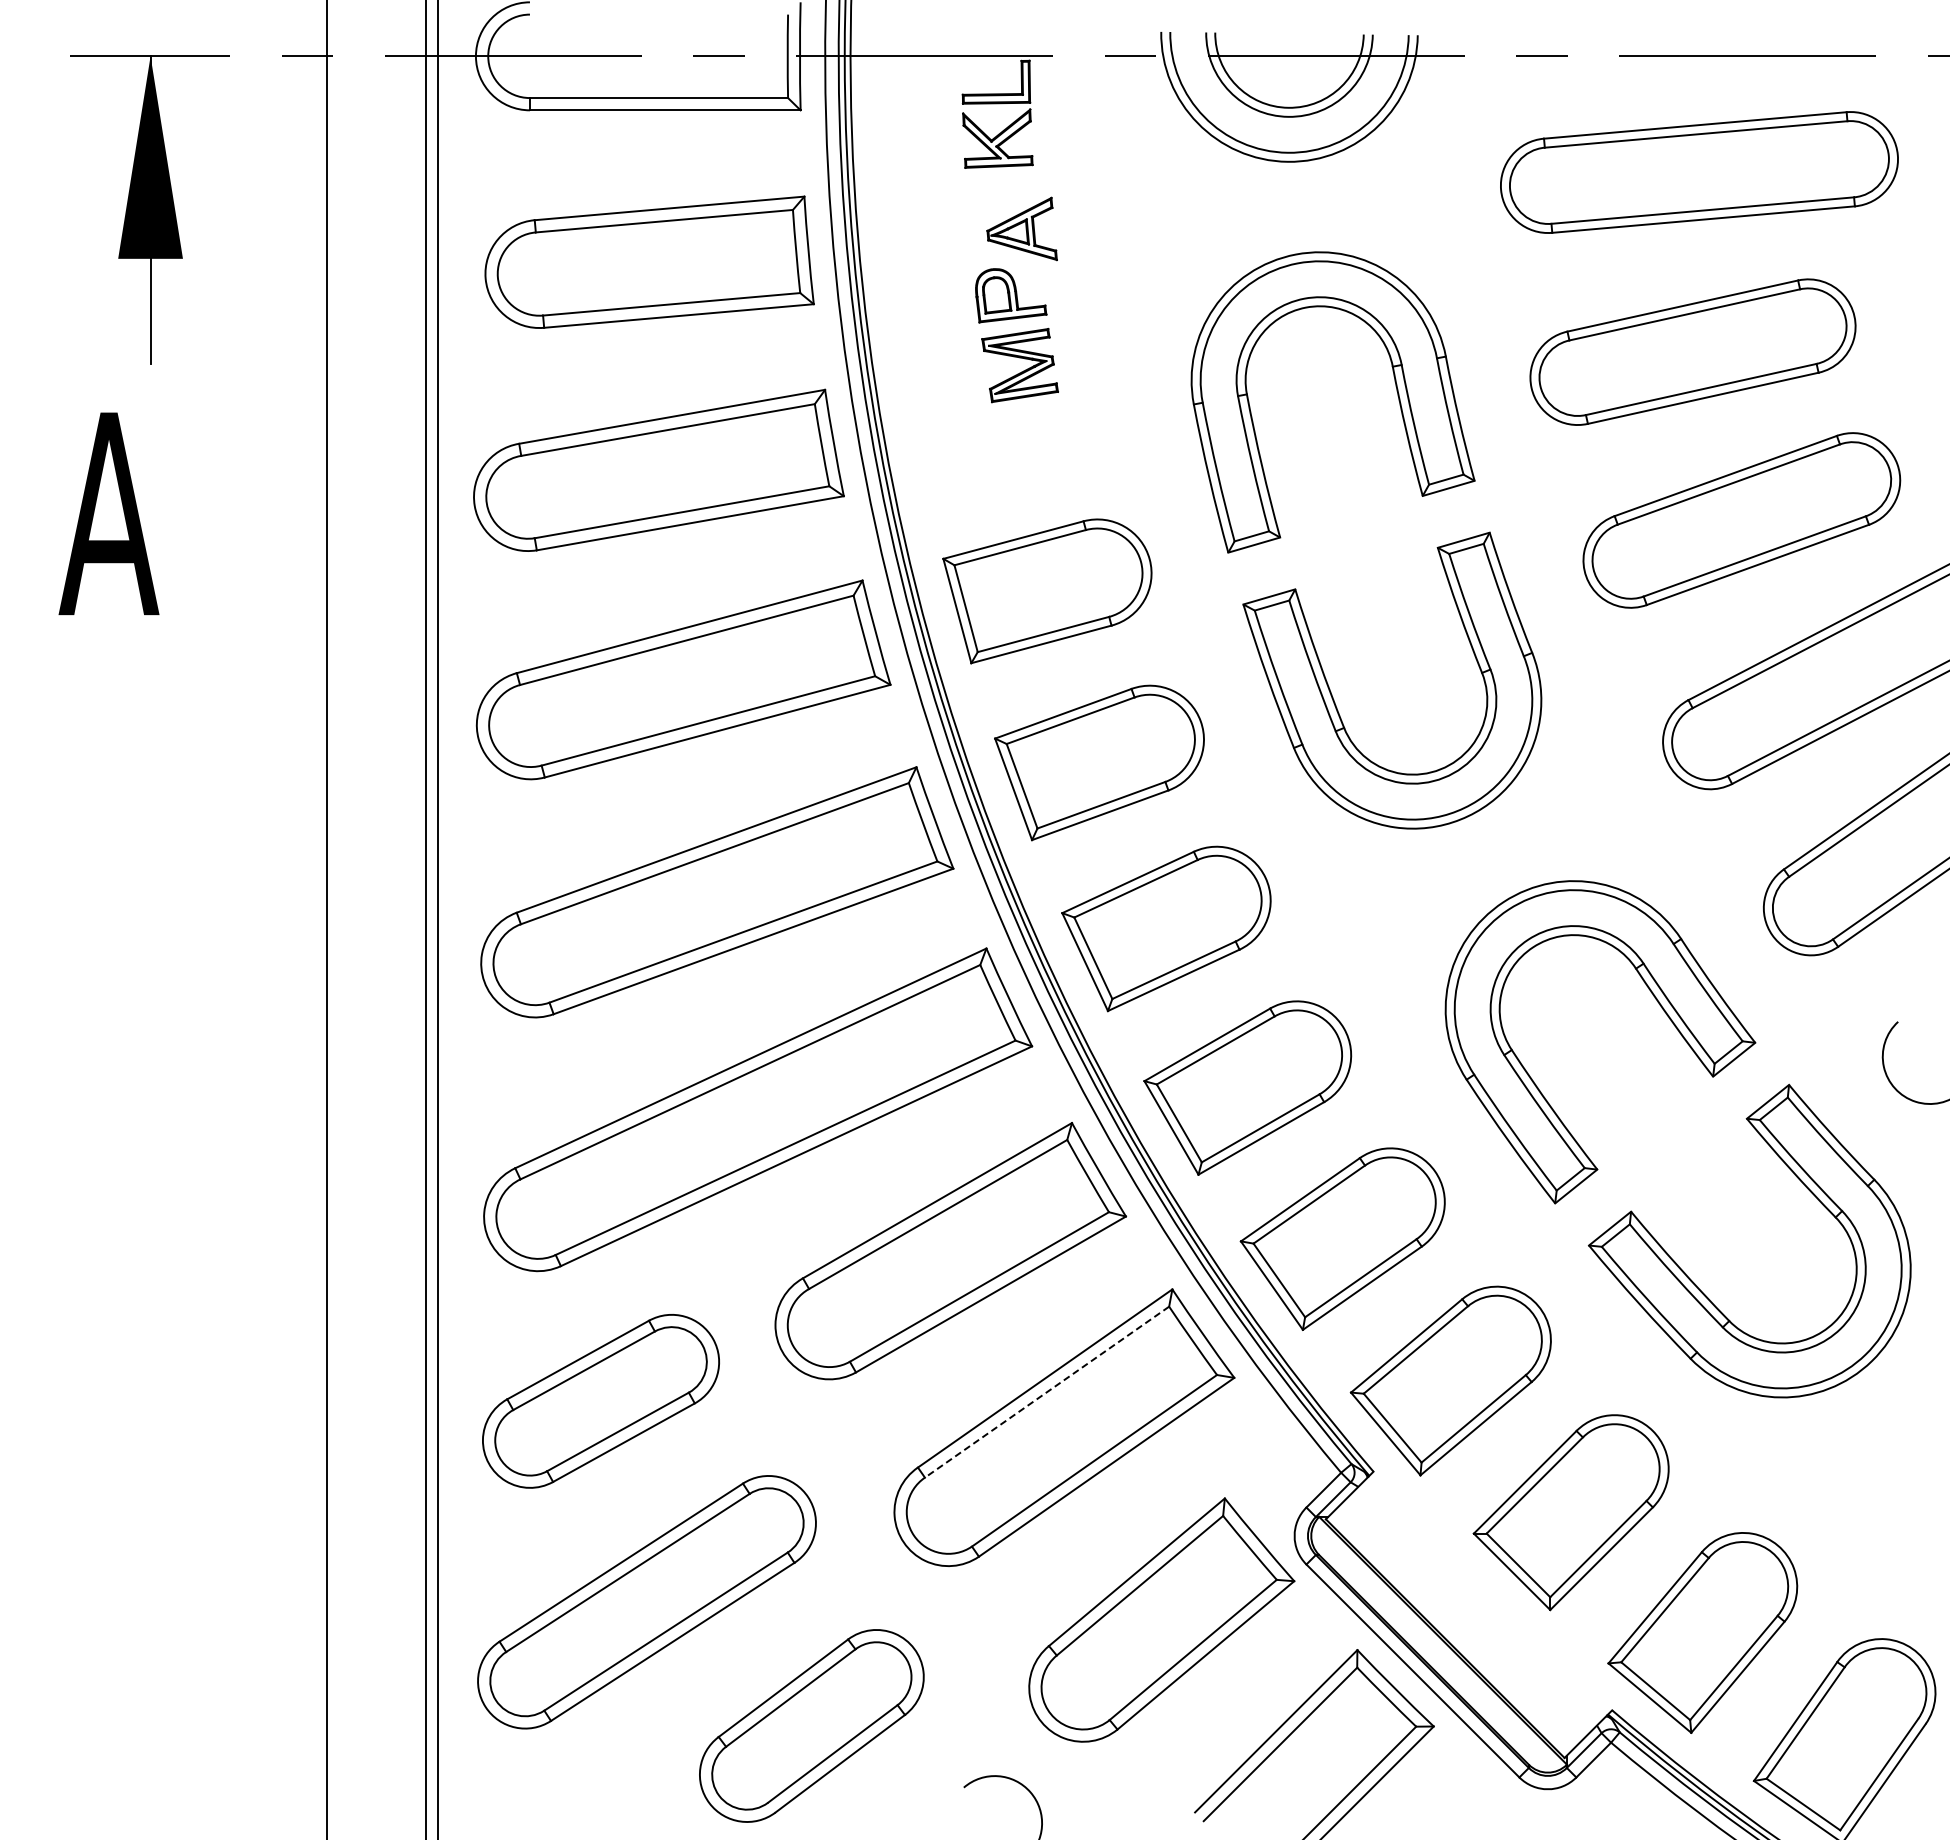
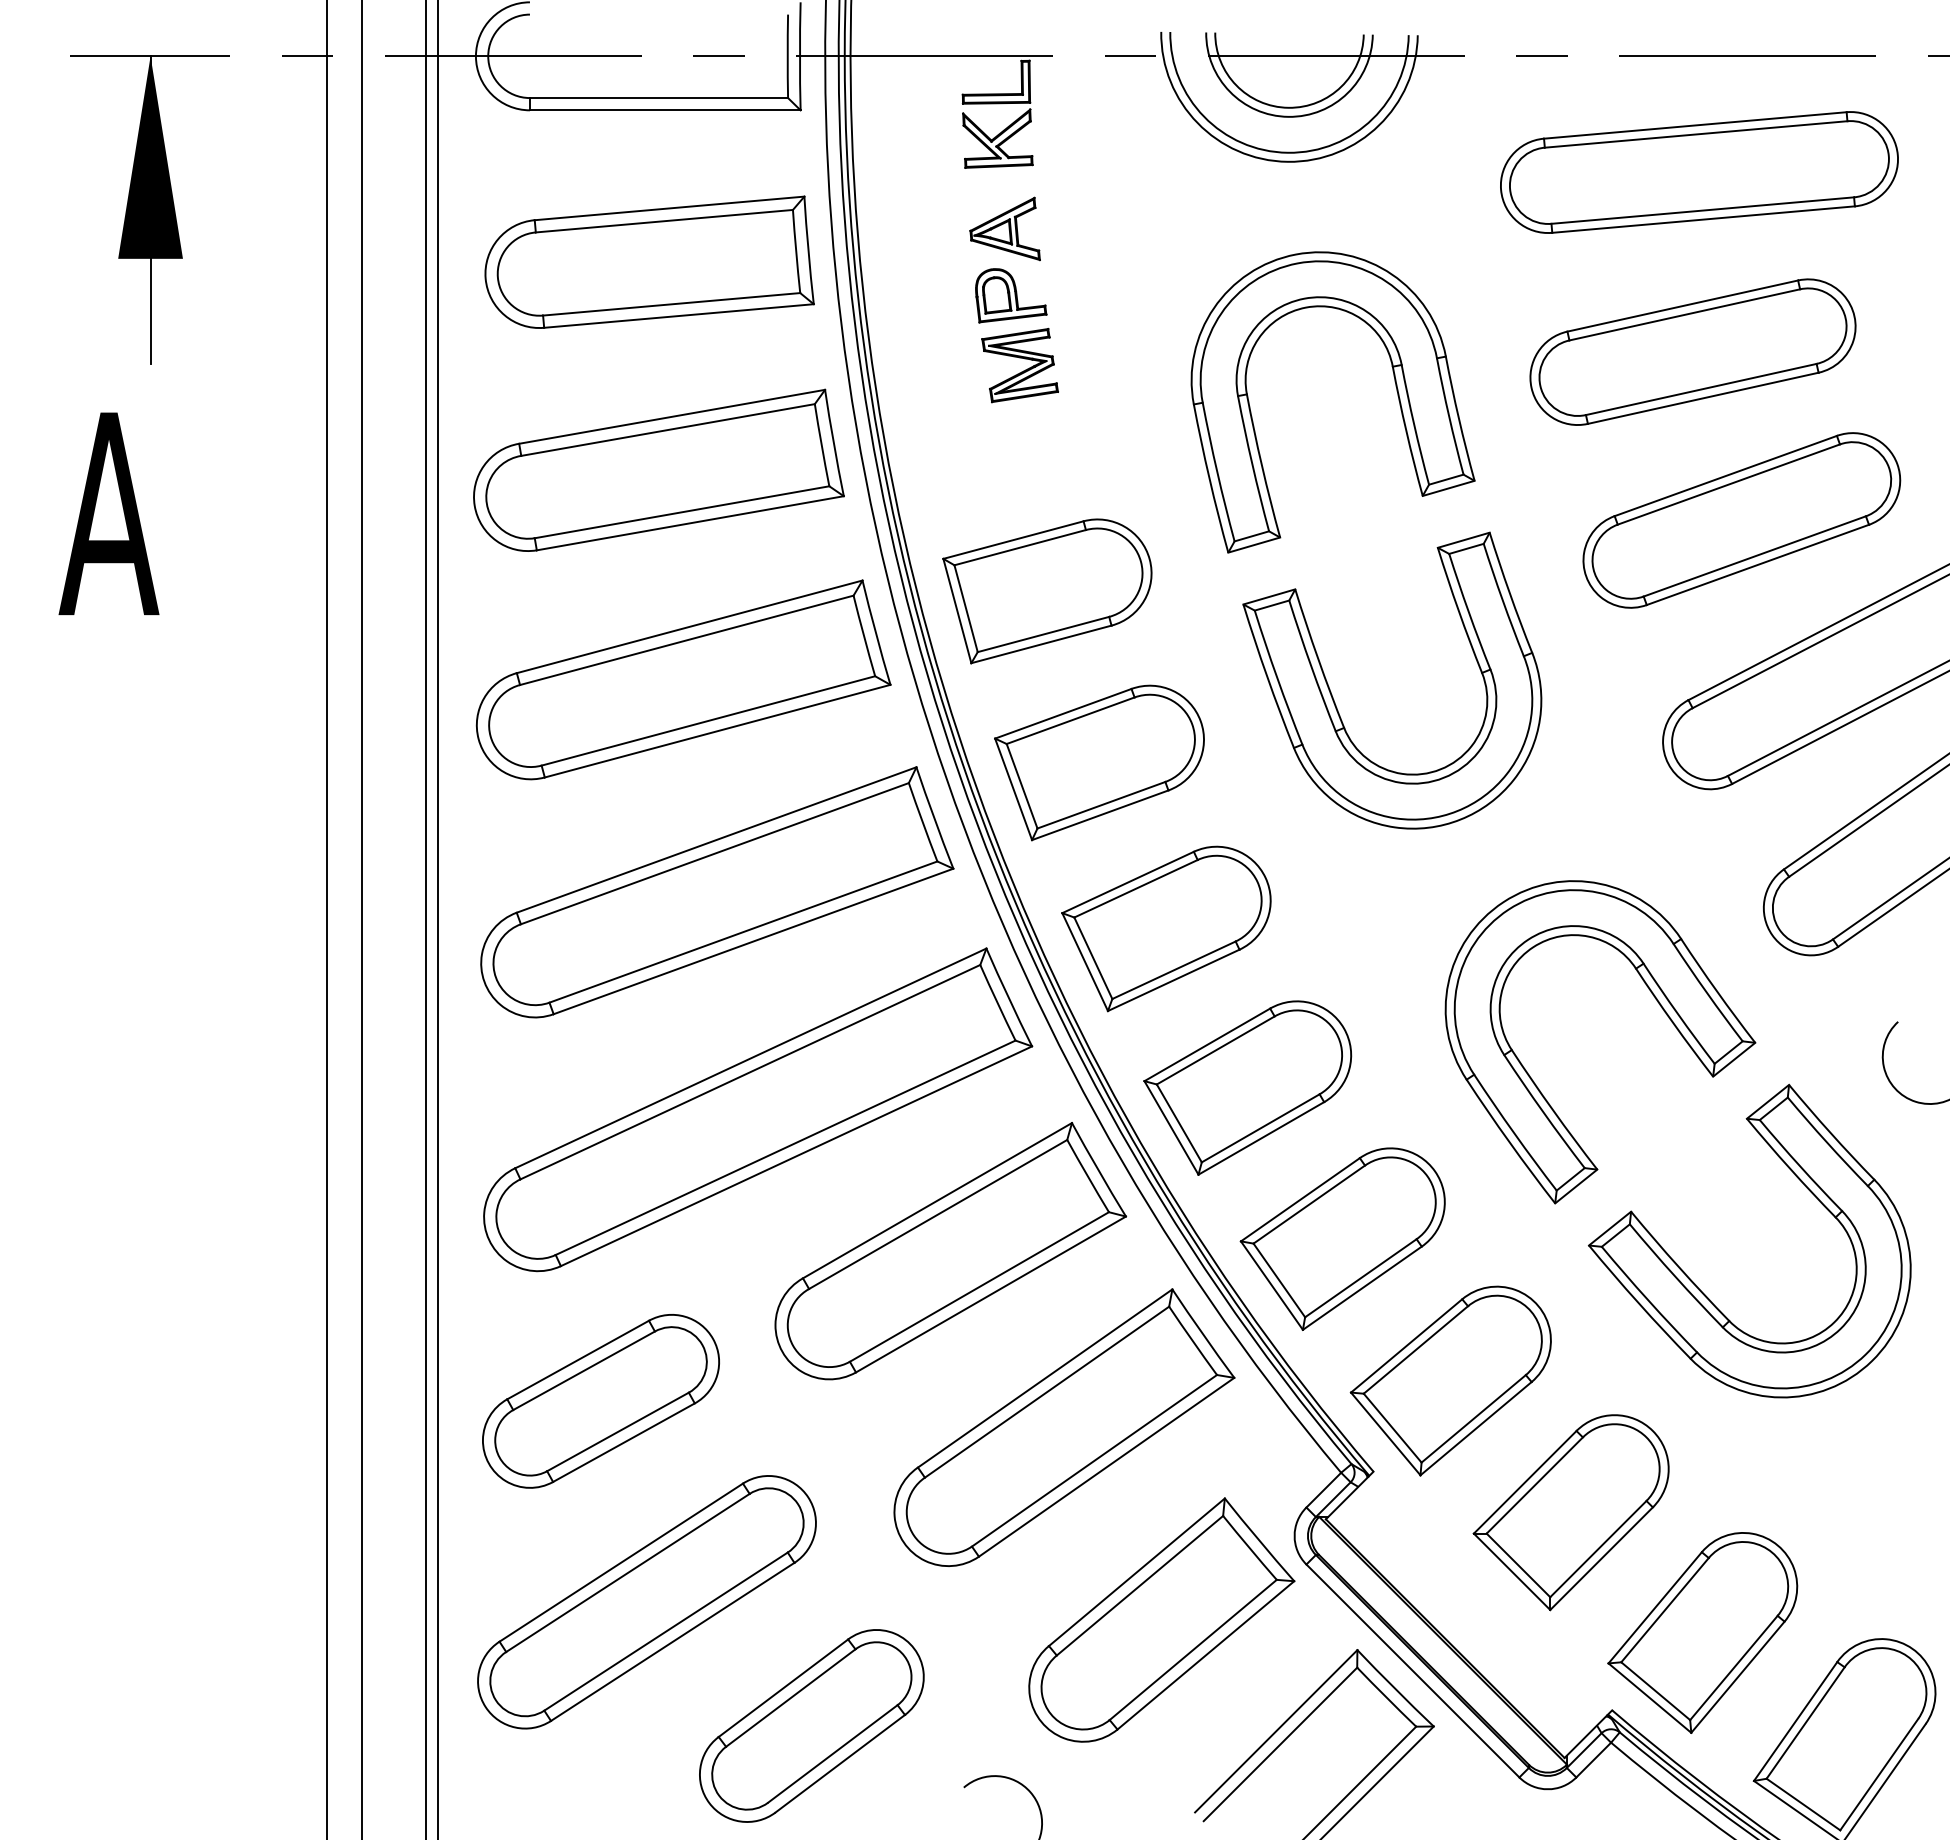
part position: (1021, 228) -> (1004, 228) (1004, 228)
line: none -> present (361, 919)
line: dashed -> solid (1046, 1392)
